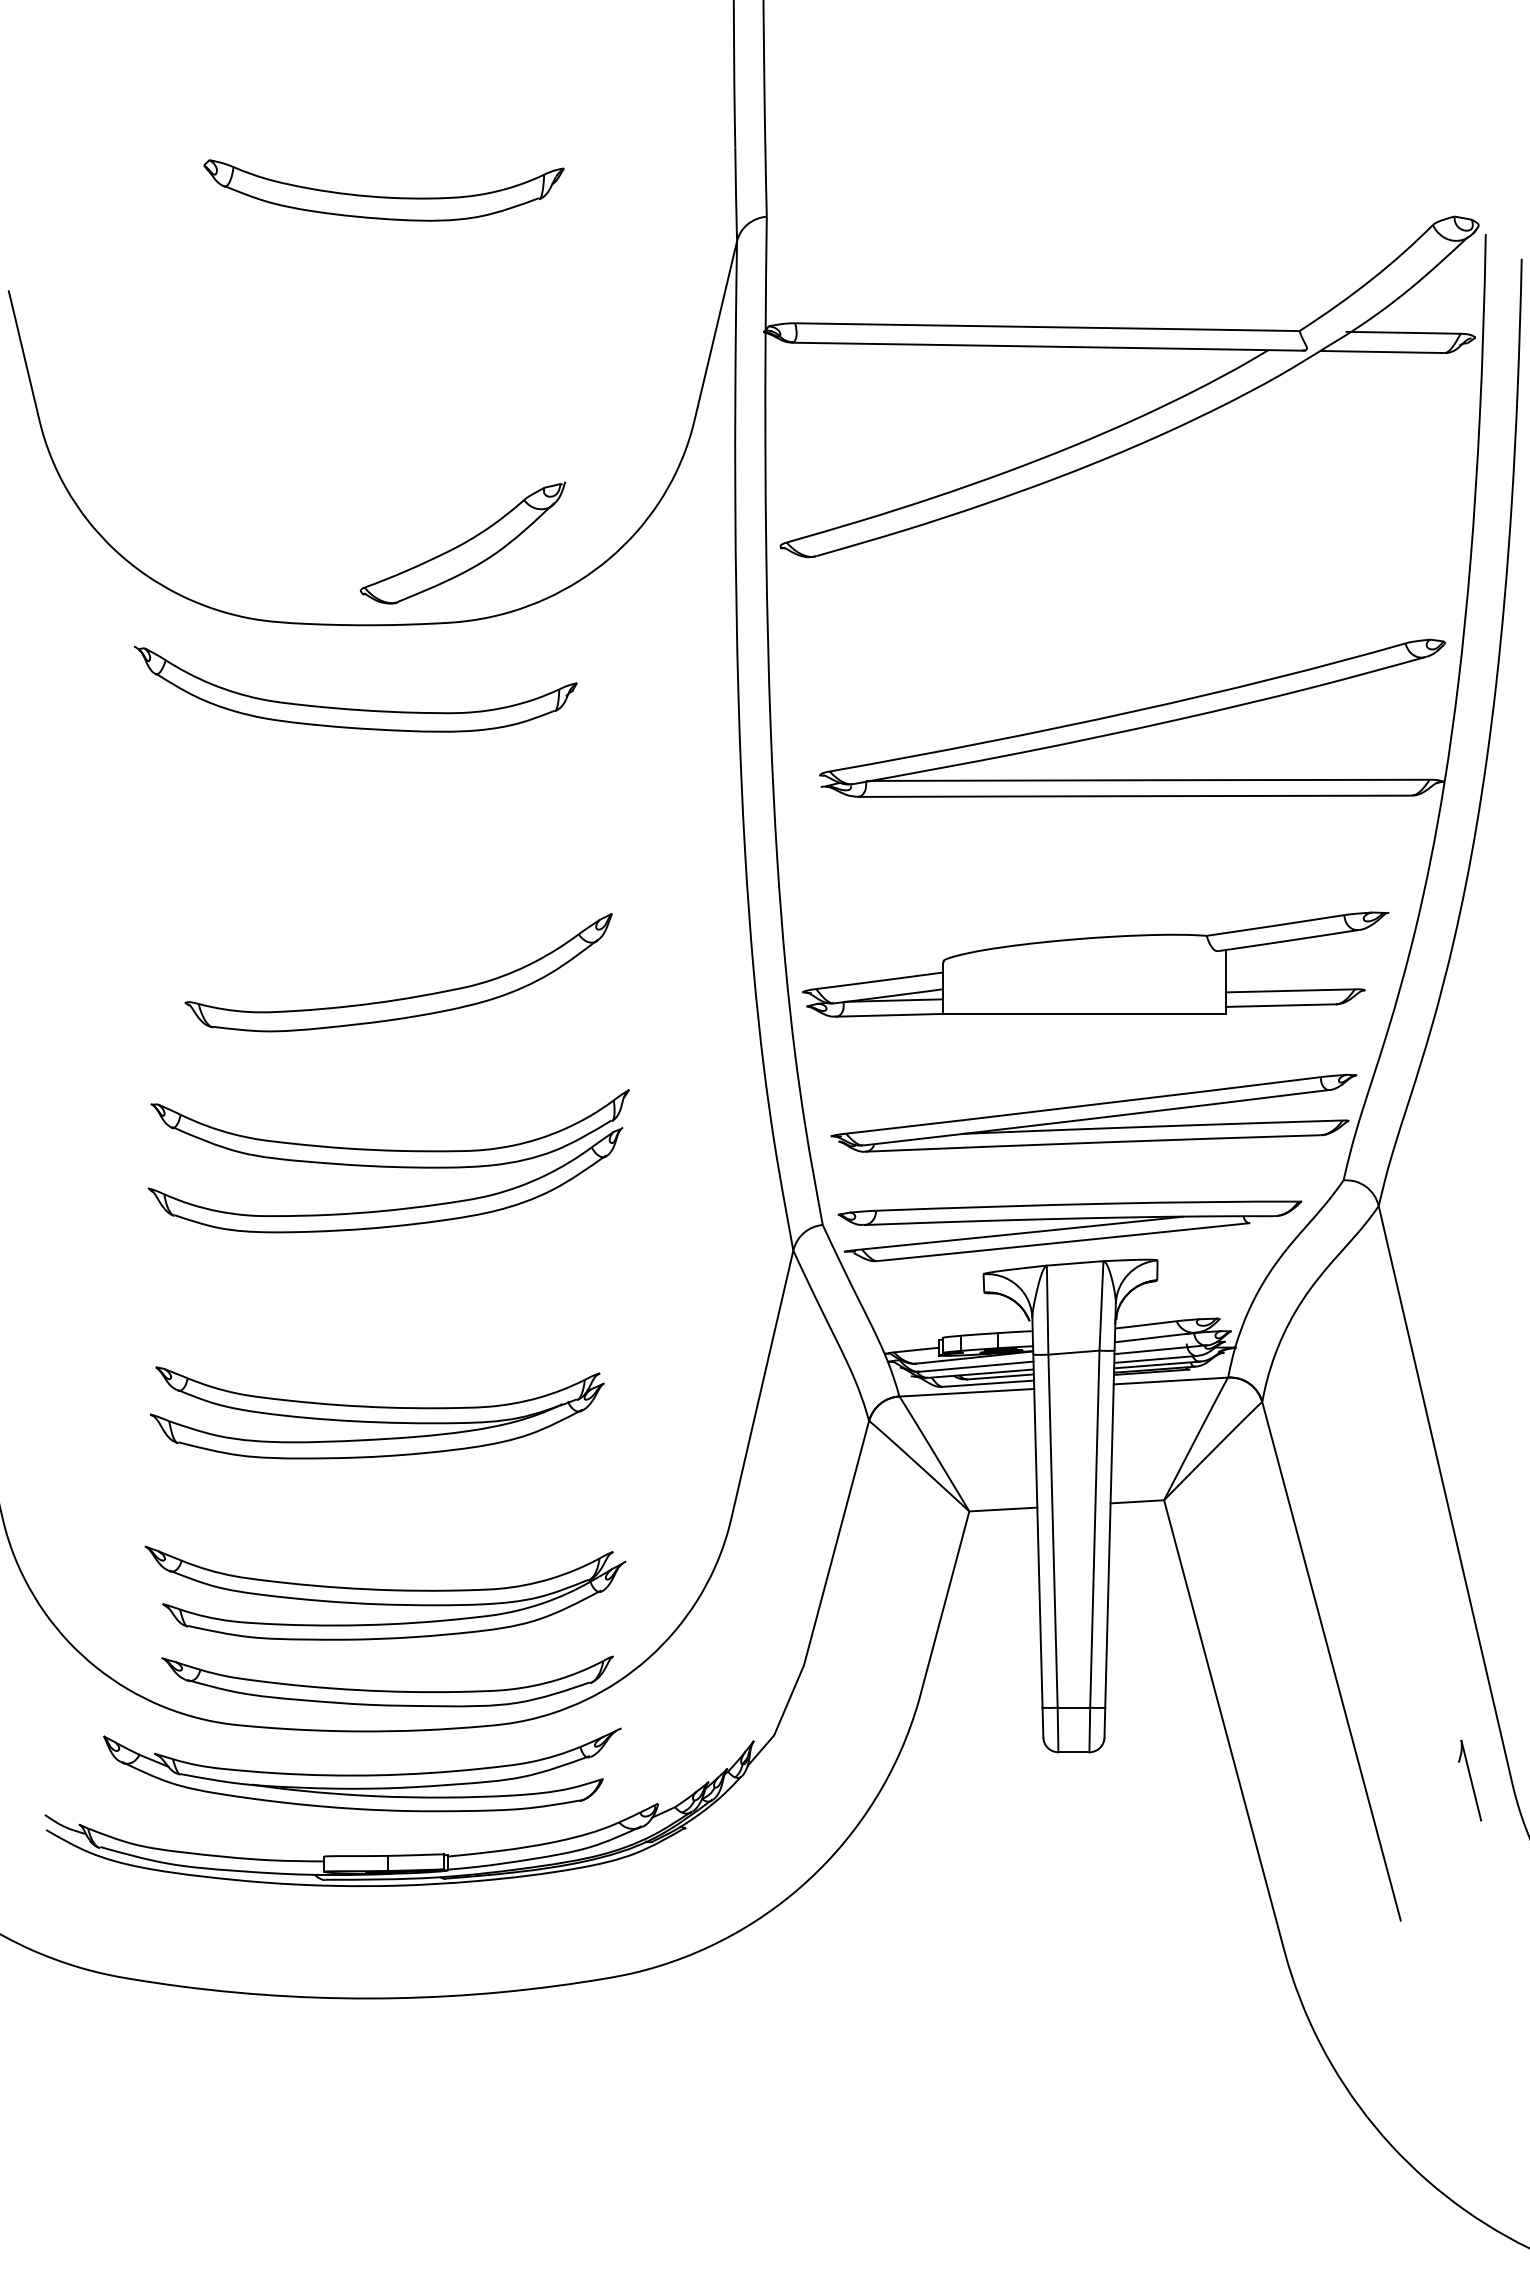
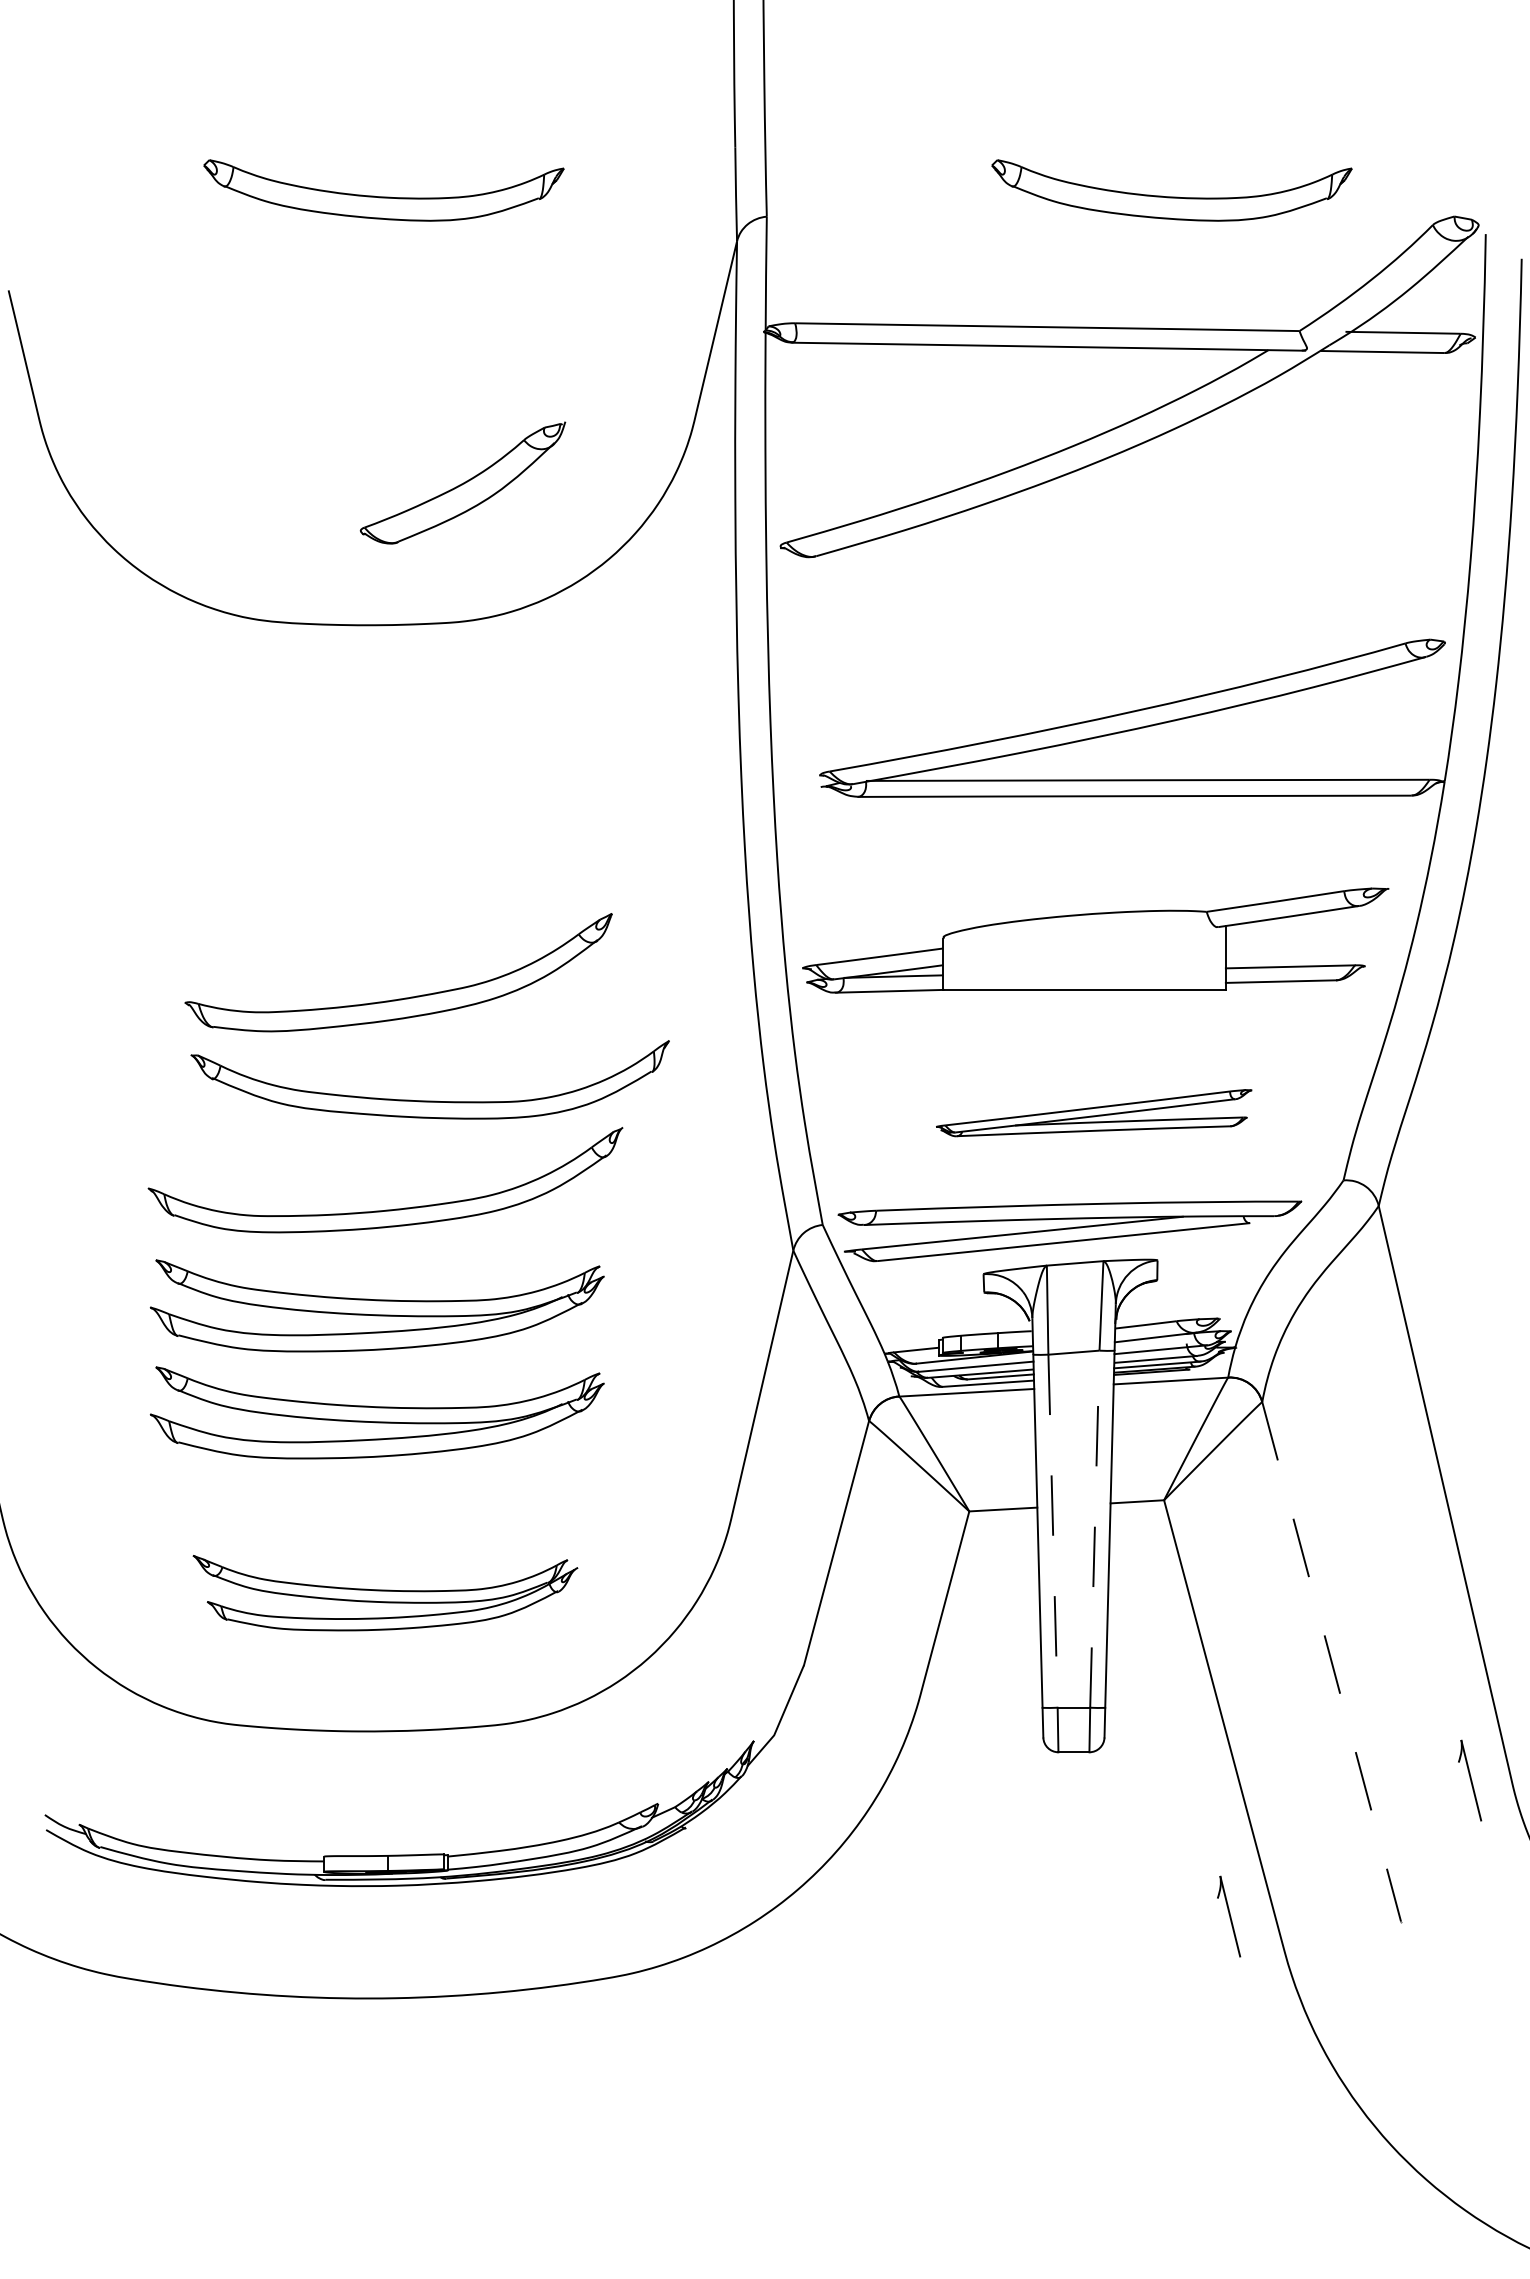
part: none -> present (1171, 190)
part position: (462, 542) -> (462, 482) (462, 482)
part: present -> none (355, 708)
part position: (1095, 964) -> (1095, 940) (1095, 940)
part size: 528x80 px -> 317x49 px (1094, 1113)
part position: (389, 1149) -> (429, 1100) (429, 1100)
part: none -> present (376, 1305)
line: solid -> dashed (1094, 1529)
line: solid -> dashed (1053, 1531)
part size: 483x96 px -> 387x77 px (385, 1593)
line: solid -> dashed (1331, 1662)
part: present -> none (387, 1690)
part: present -> none (362, 1769)
part: none -> present (1229, 1916)
